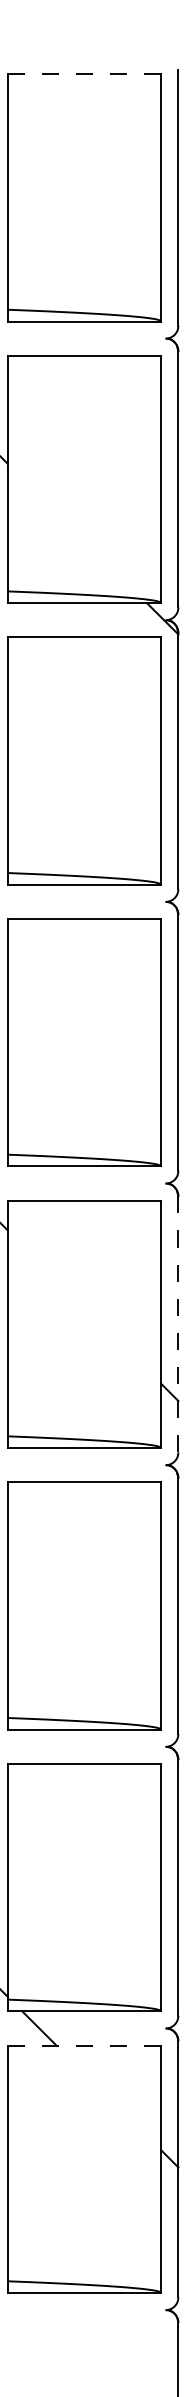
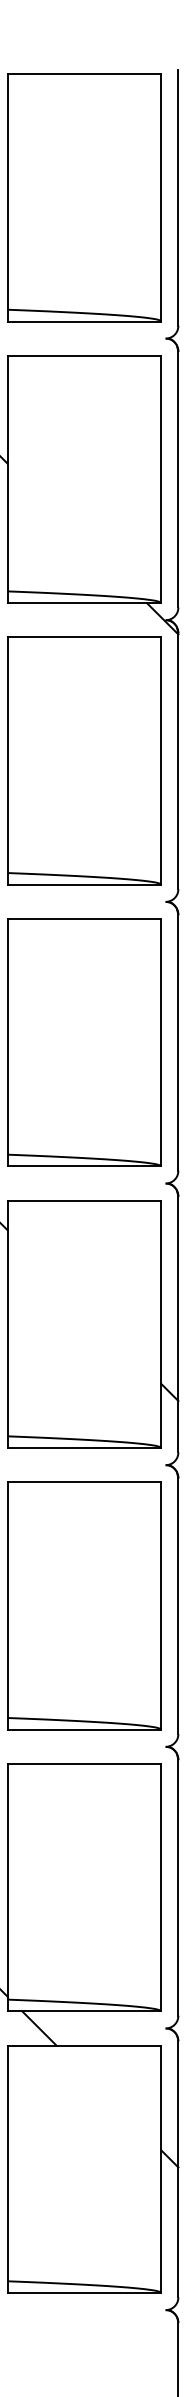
line: dashed -> solid (84, 74)
line: dashed -> solid (178, 1324)
line: dashed -> solid (84, 2045)
